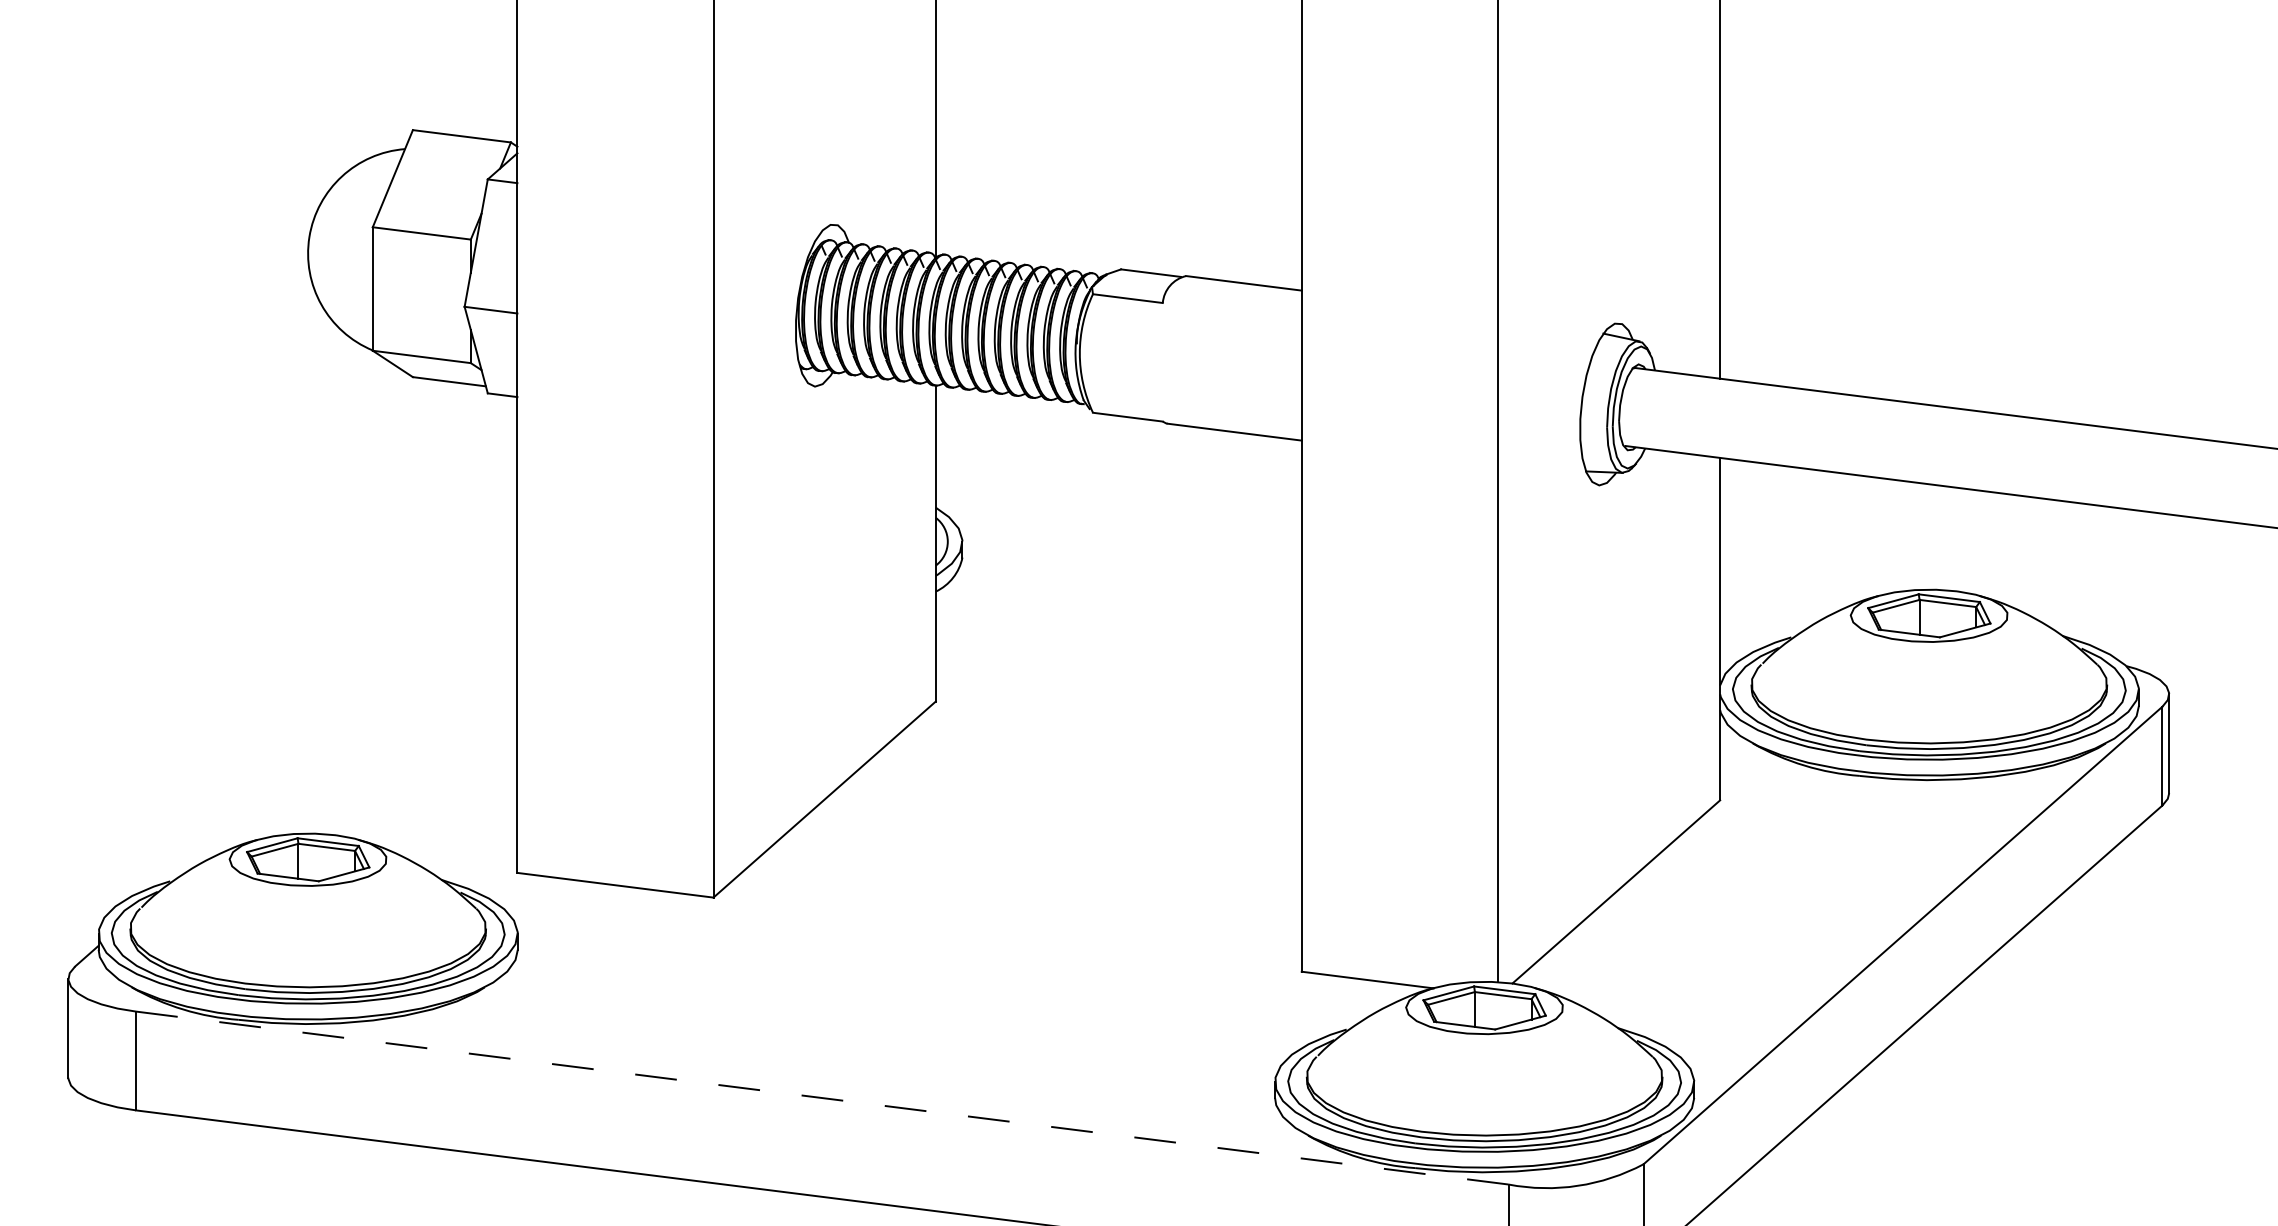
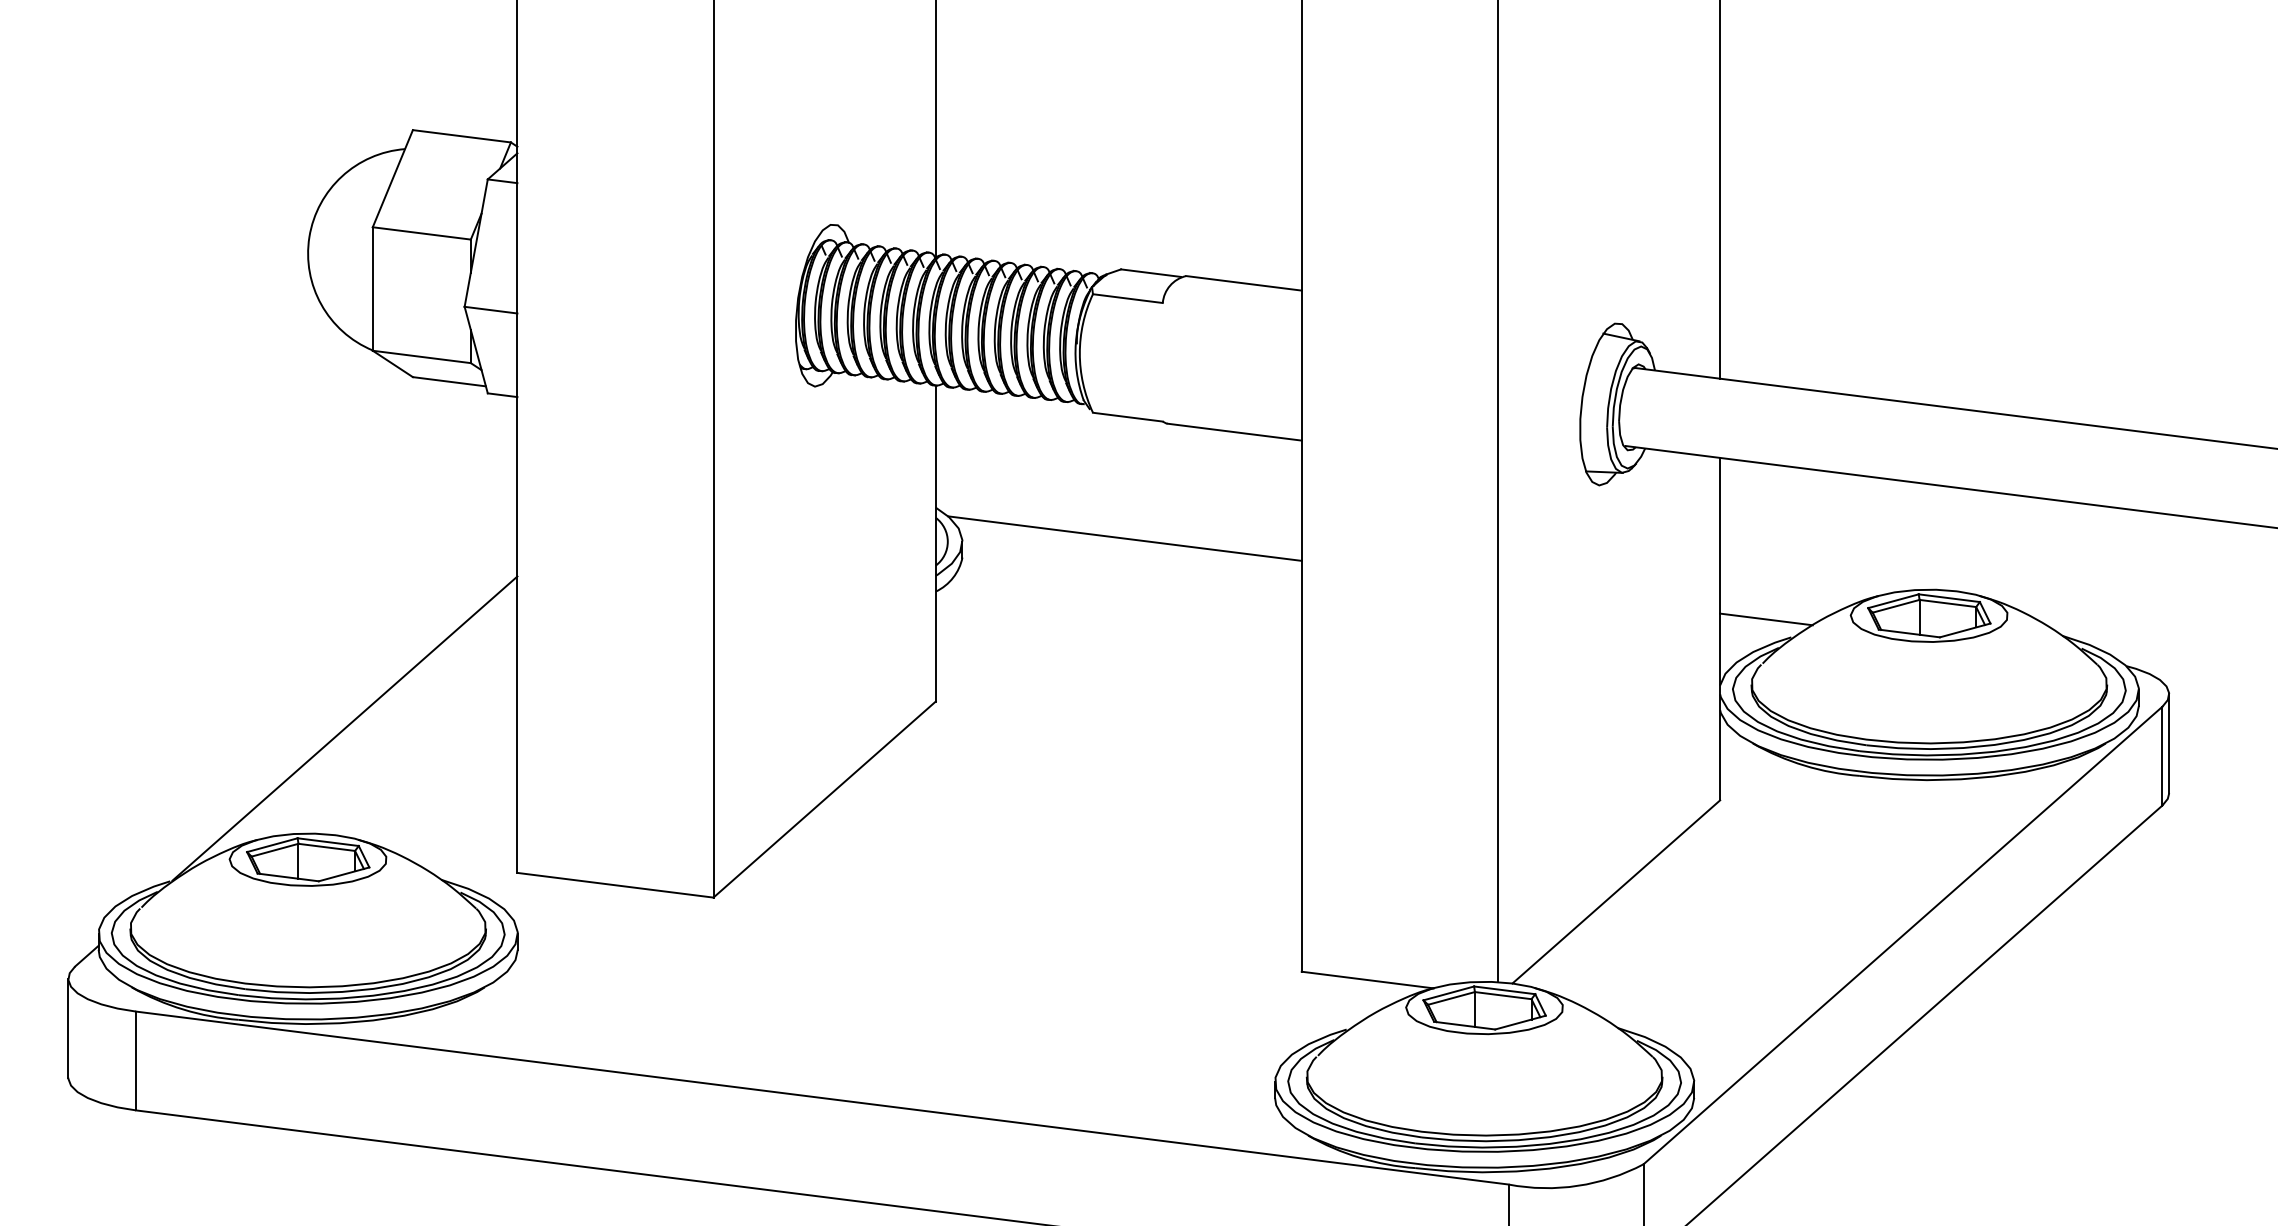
line: none -> present (1124, 538)
line: none -> present (1766, 619)
line: none -> present (344, 728)
line: dashed -> solid (822, 1098)
